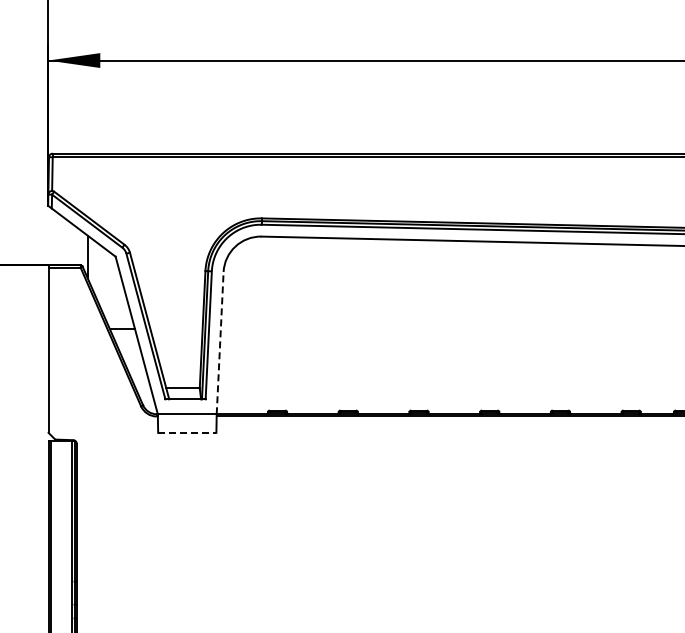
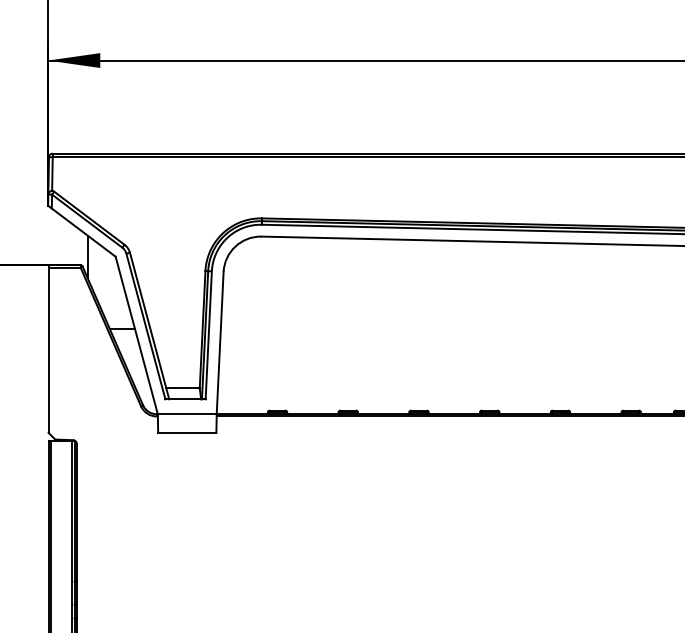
line: dashed -> solid (220, 342)
line: dashed -> solid (187, 432)
